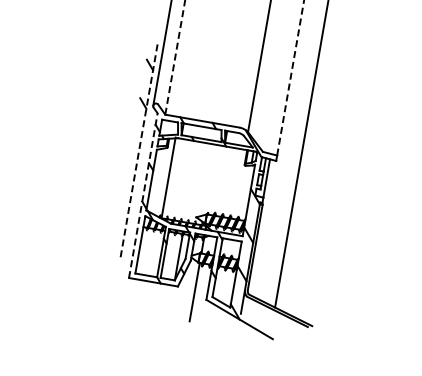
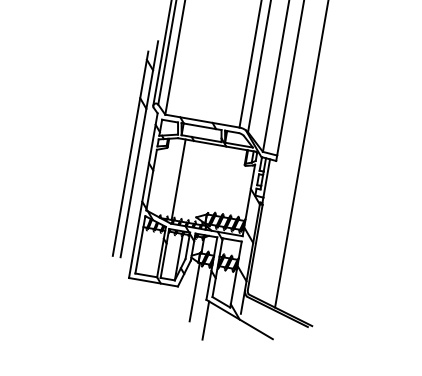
line: none -> present (167, 53)
line: dashed -> solid (175, 57)
line: none -> present (250, 64)
line: none -> present (275, 76)
line: dashed -> solid (290, 77)
line: dashed -> solid (139, 149)
line: none -> present (130, 153)
line position: (168, 177) -> (178, 179) (178, 179)
line: dashed -> solid (143, 195)
line: none -> present (205, 320)
